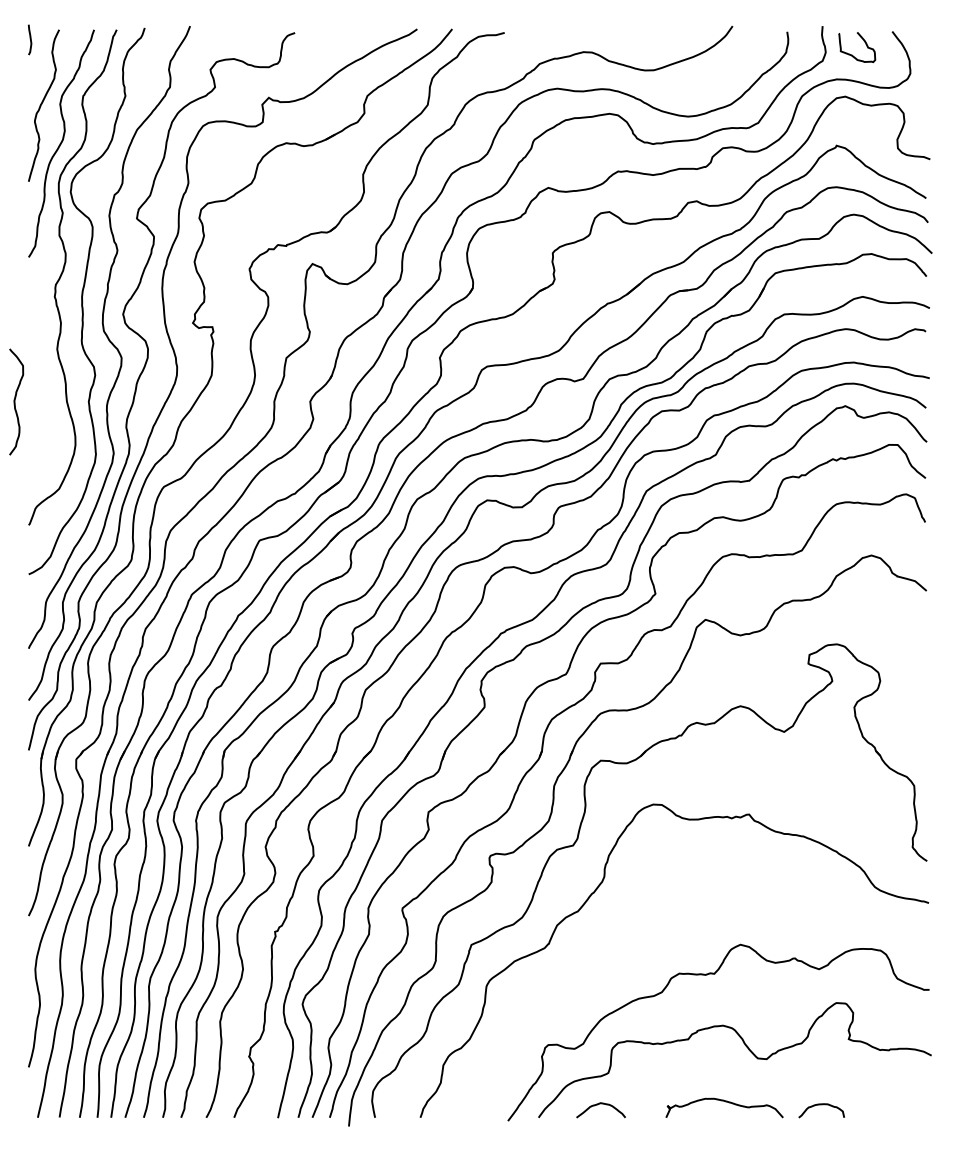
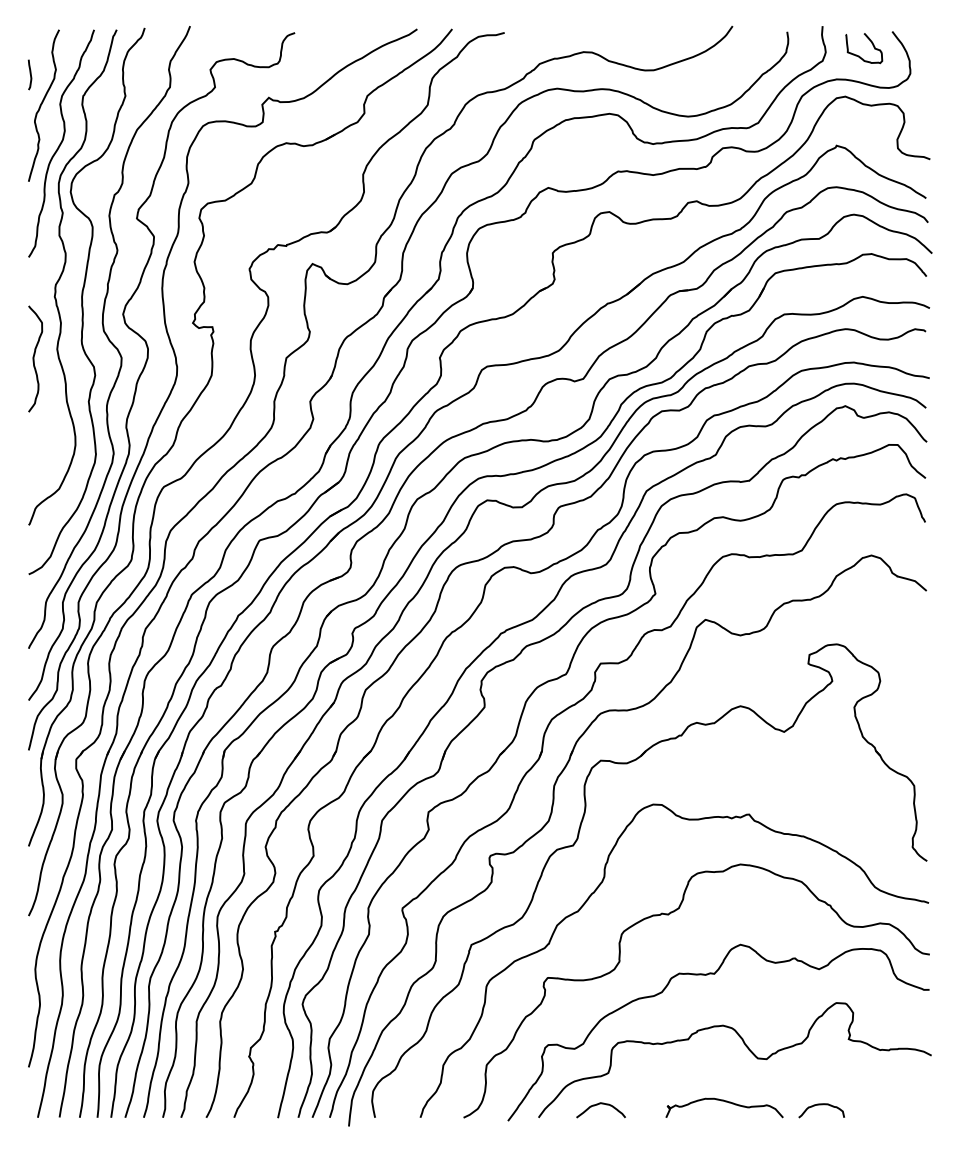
curve position: (29, 39) -> (29, 74) (29, 74)
curve position: (863, 41) -> (870, 42) (870, 42)
curve position: (15, 401) -> (34, 358) (34, 358)
curve: none -> present (668, 915)
